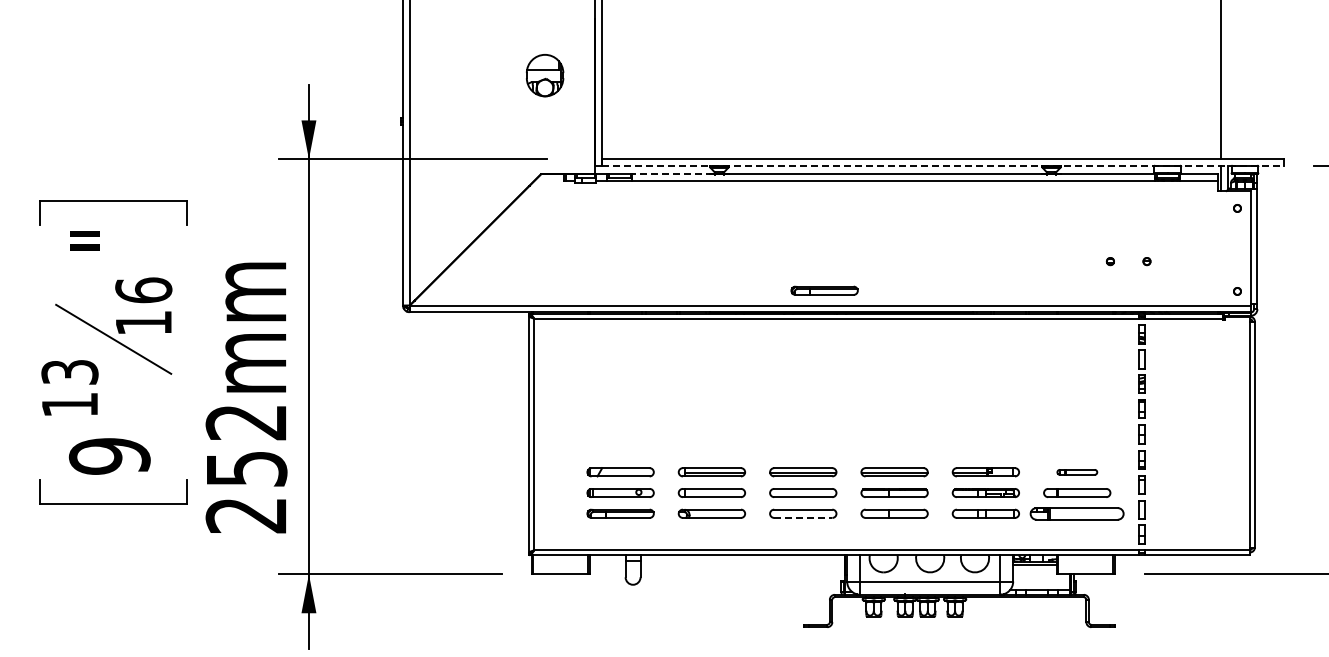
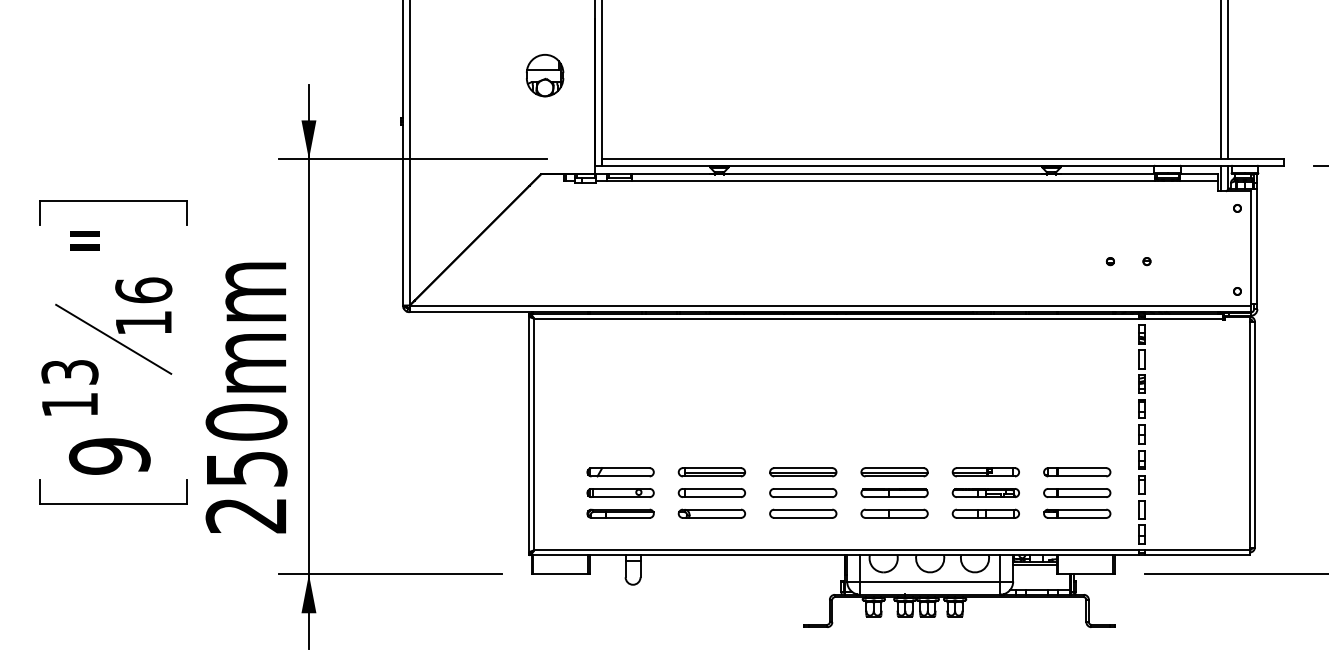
line: none -> present (1227, 80)
line: dashed -> solid (943, 165)
line: dashed -> solid (672, 174)
part: present -> none (824, 290)
text: 252mm -> 250mm (246, 422)
part size: 43x7 px -> 69x11 px (1077, 472)
part size: 96x14 px -> 69x11 px (1077, 513)
line: dashed -> solid (803, 517)
